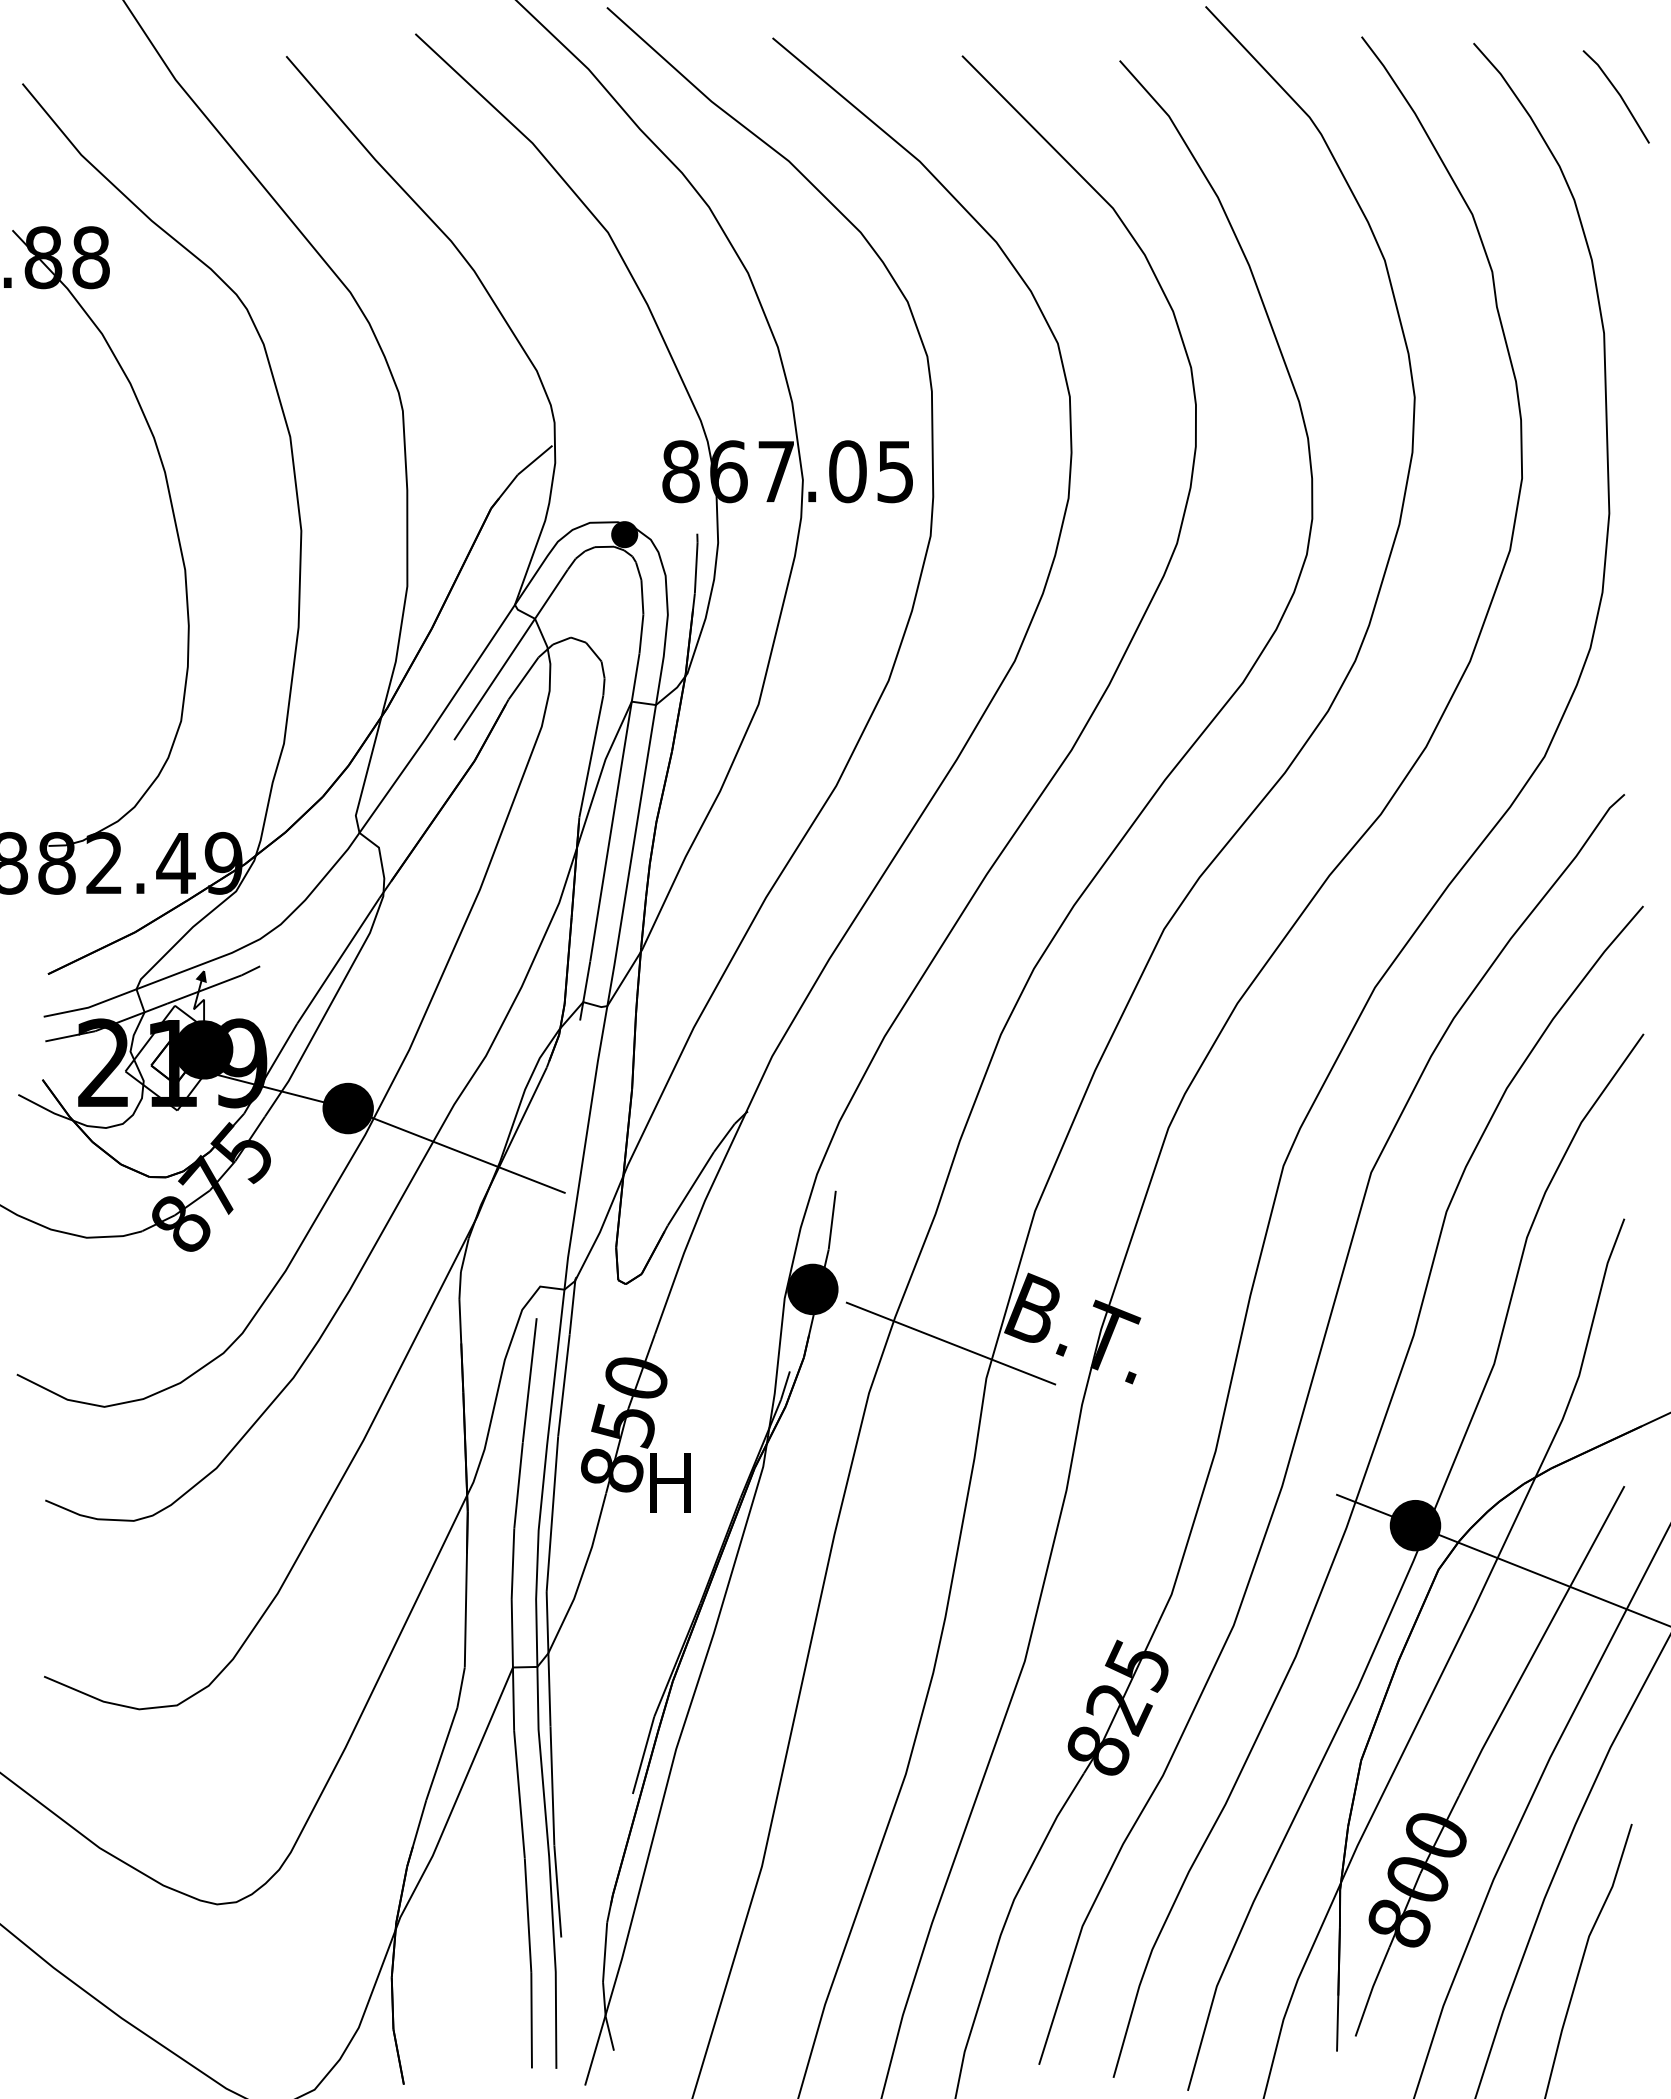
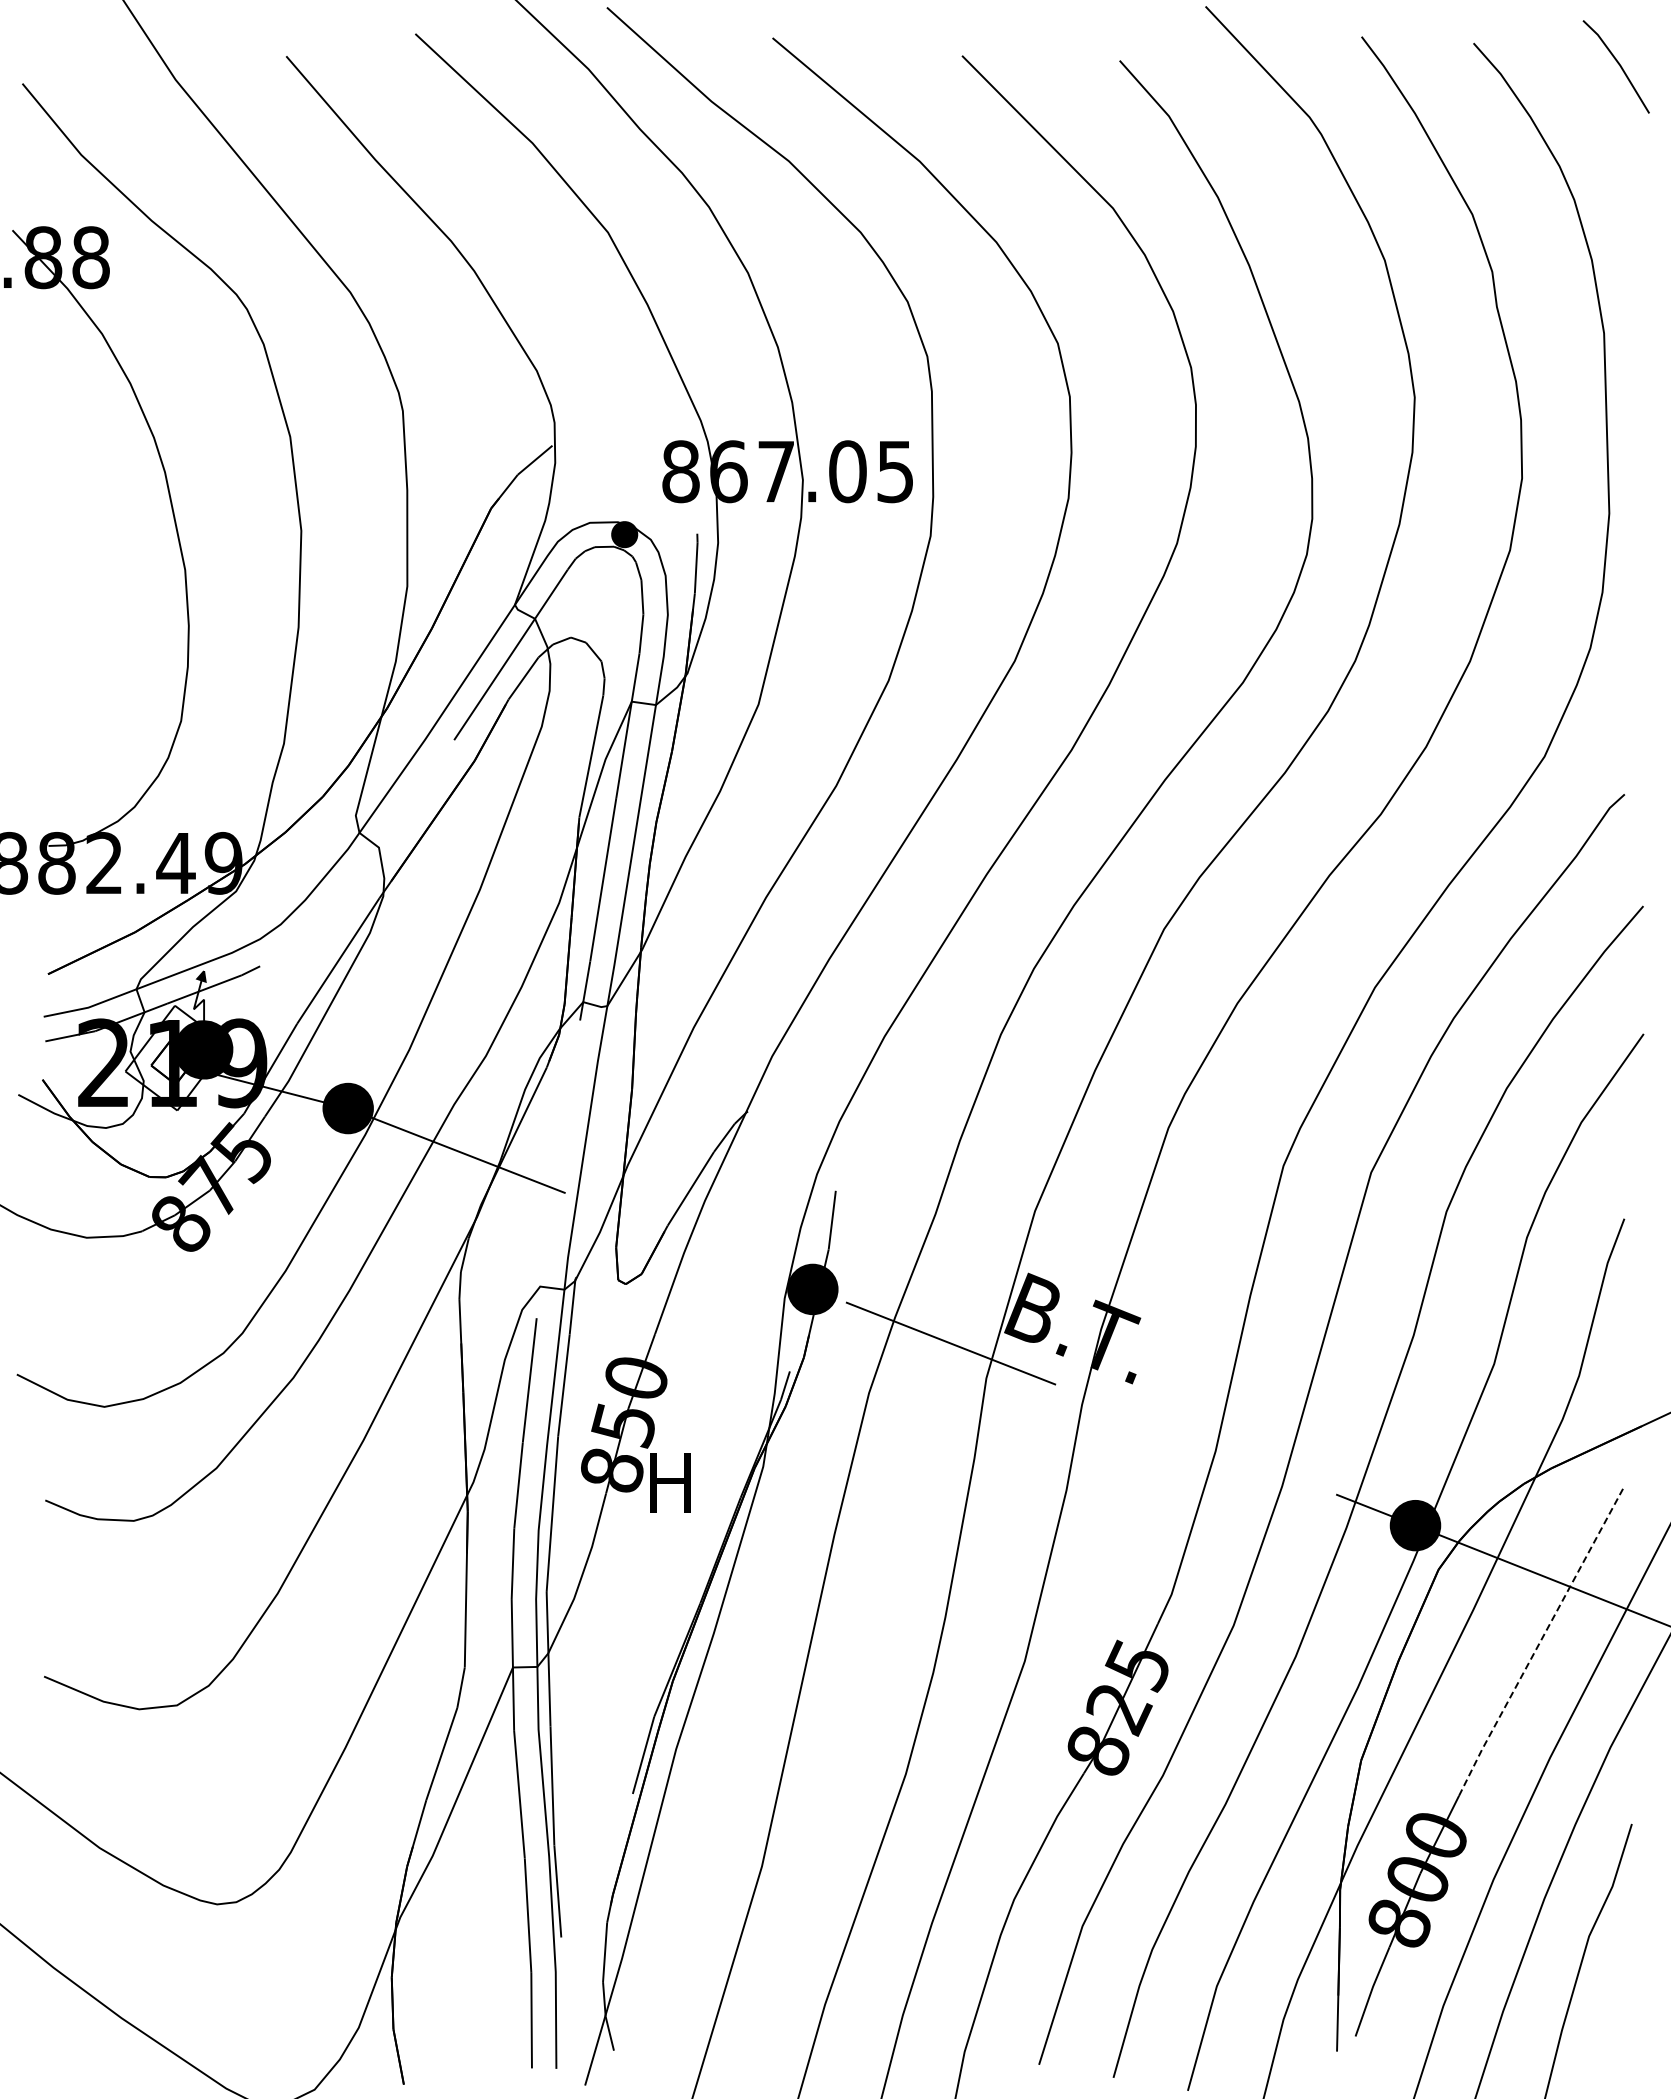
line position: (1617, 93) -> (1617, 63) (1617, 63)
line: solid -> dashed (1540, 1640)
